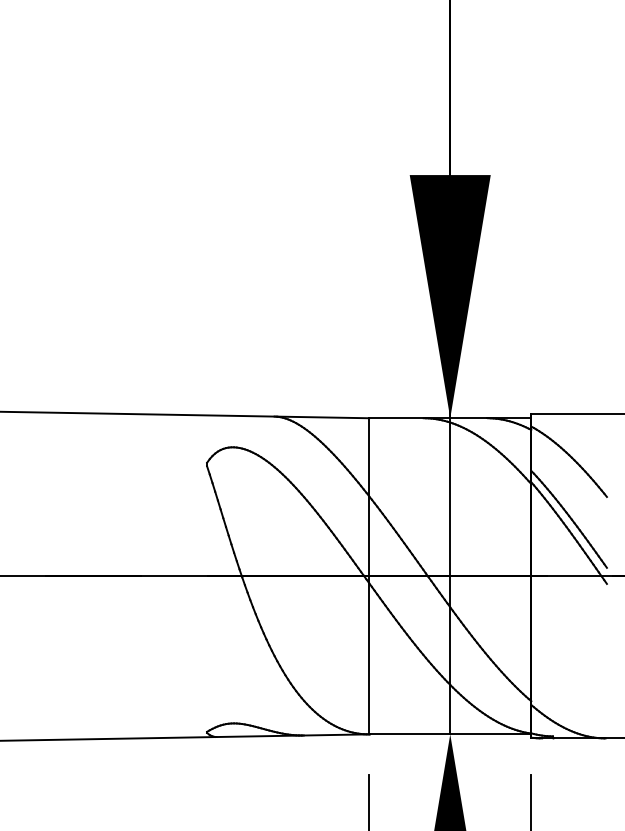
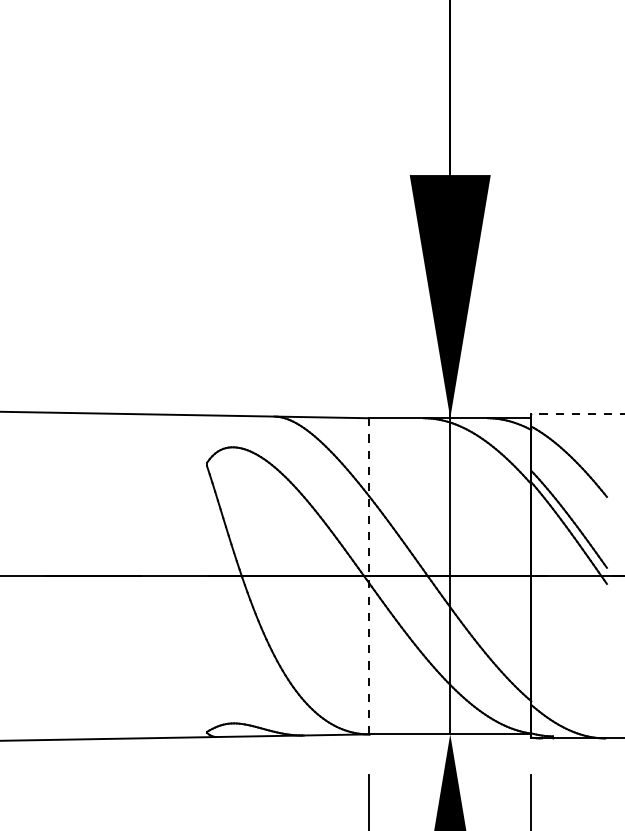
line: solid -> dashed (577, 414)
line: solid -> dashed (369, 575)
